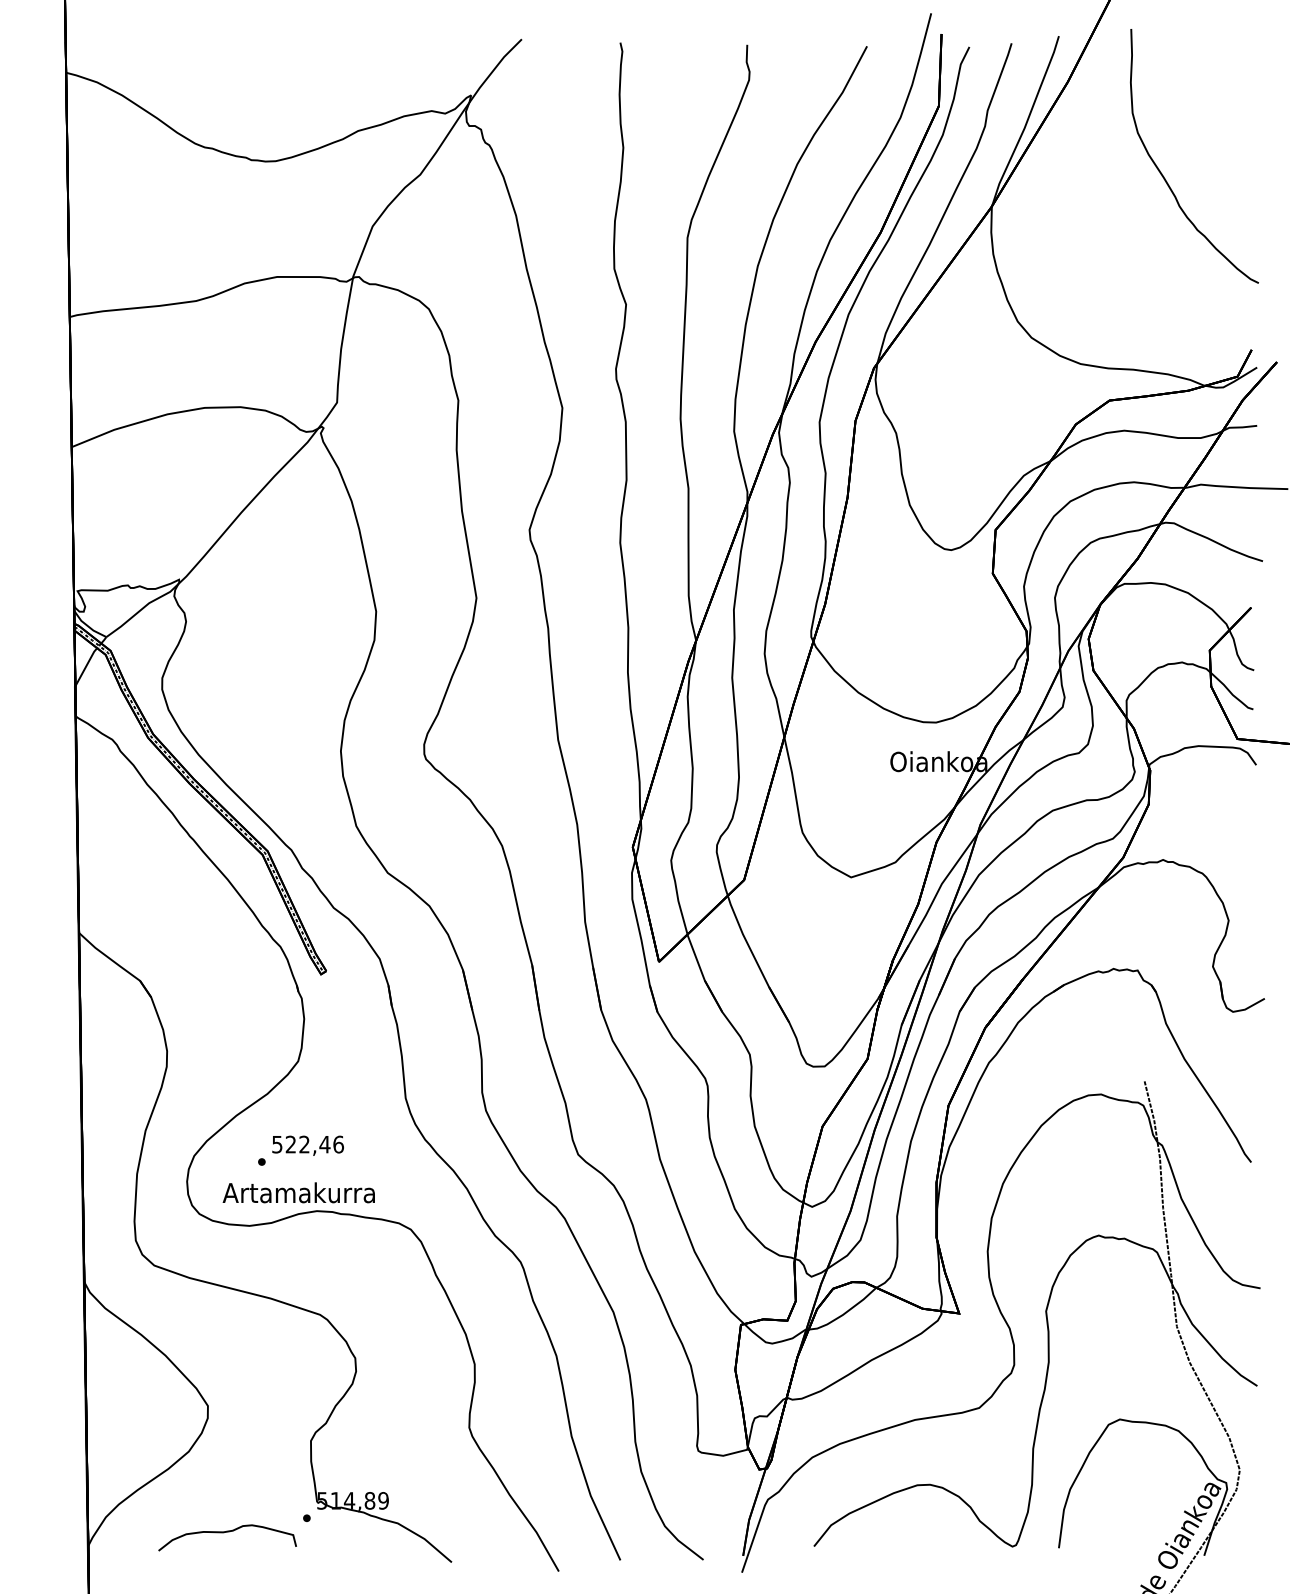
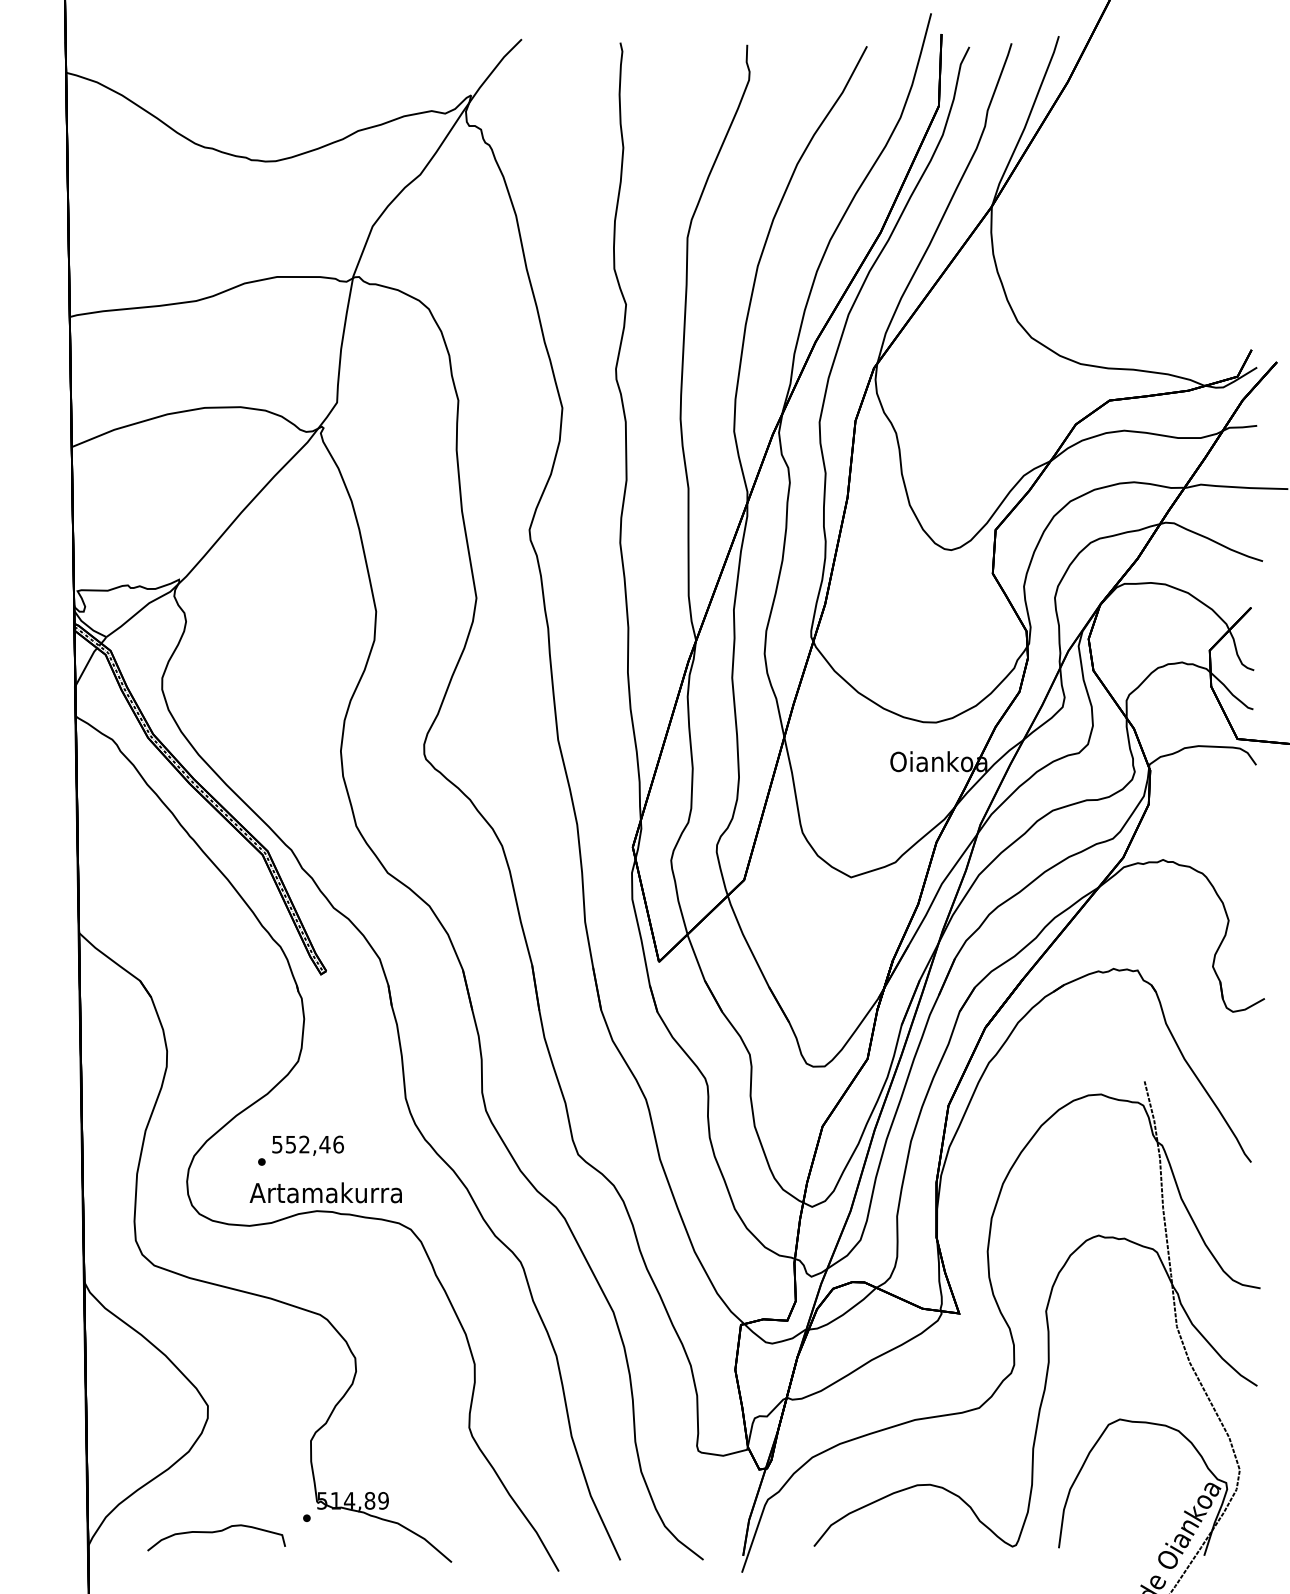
curve: present -> none (1164, 176)
text: 522,46 -> 552,46 (290, 1144)
text position: (298, 1192) -> (325, 1192) (325, 1192)
curve position: (227, 1532) -> (216, 1532) (216, 1532)
